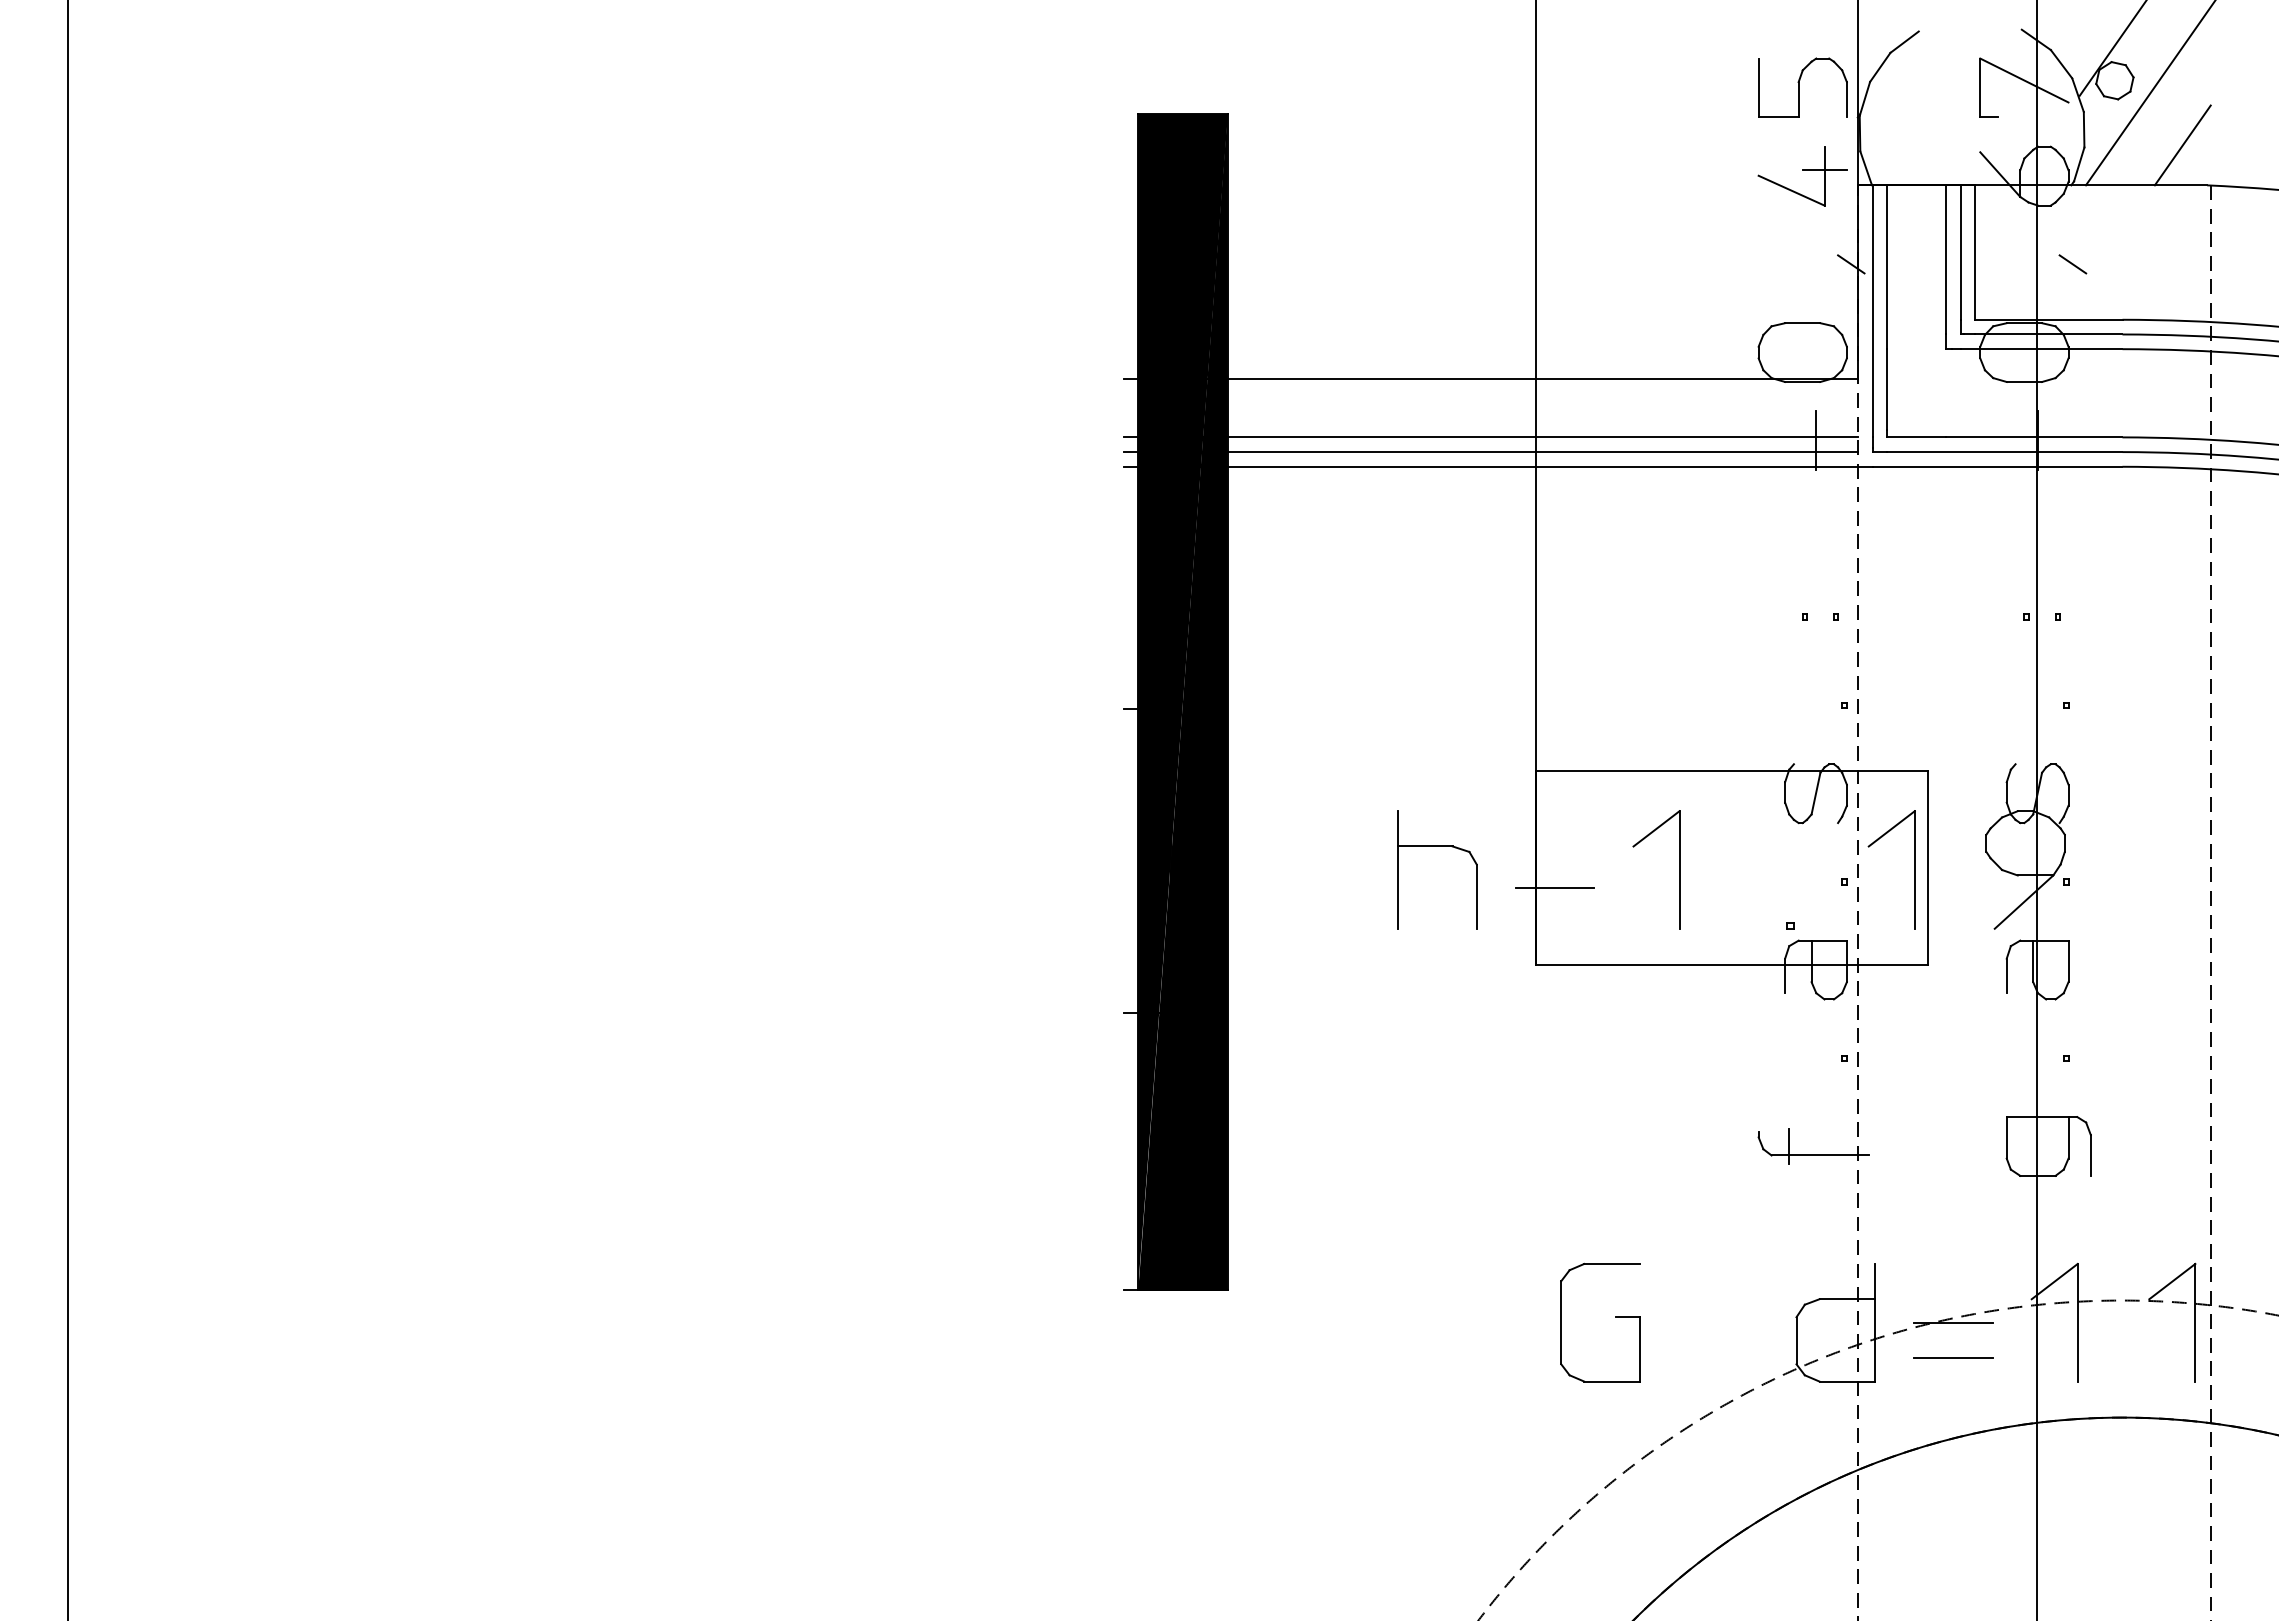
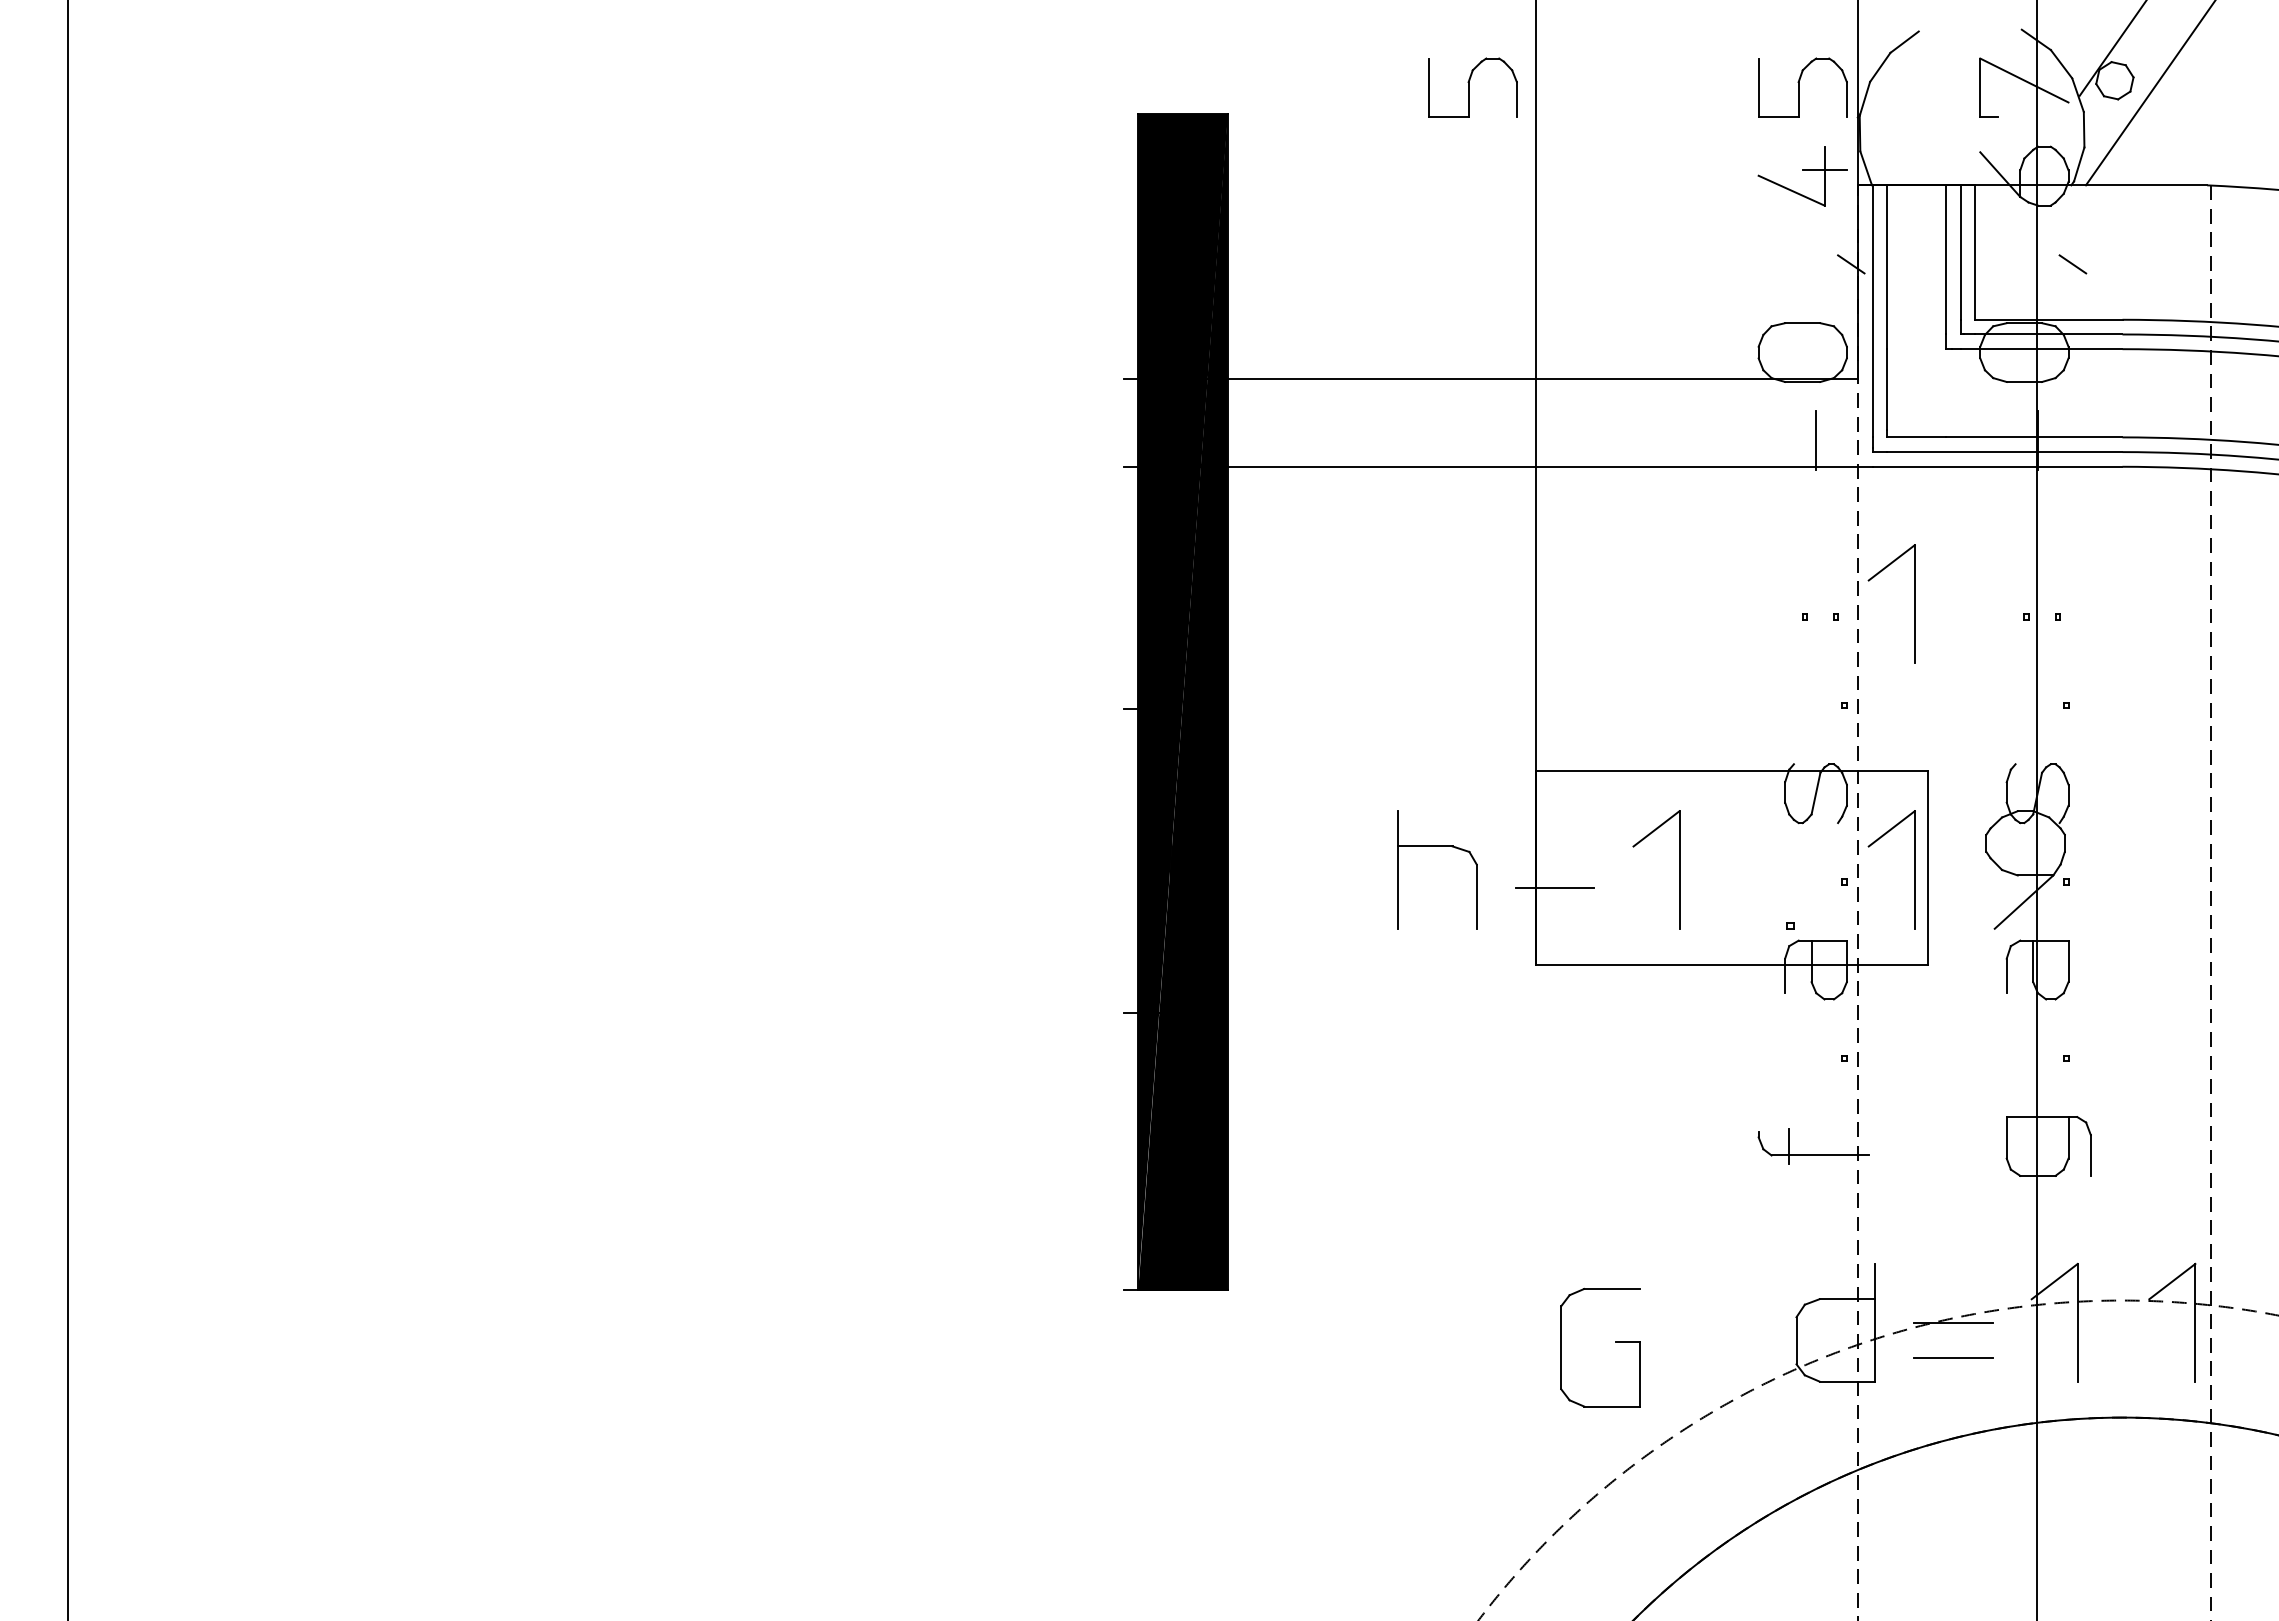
part: none -> present (1472, 87)
line: present -> none (2182, 145)
line: present -> none (1490, 437)
line: present -> none (1490, 452)
part: none -> present (1914, 603)
part position: (1615, 1317) -> (1615, 1342) (1615, 1342)
